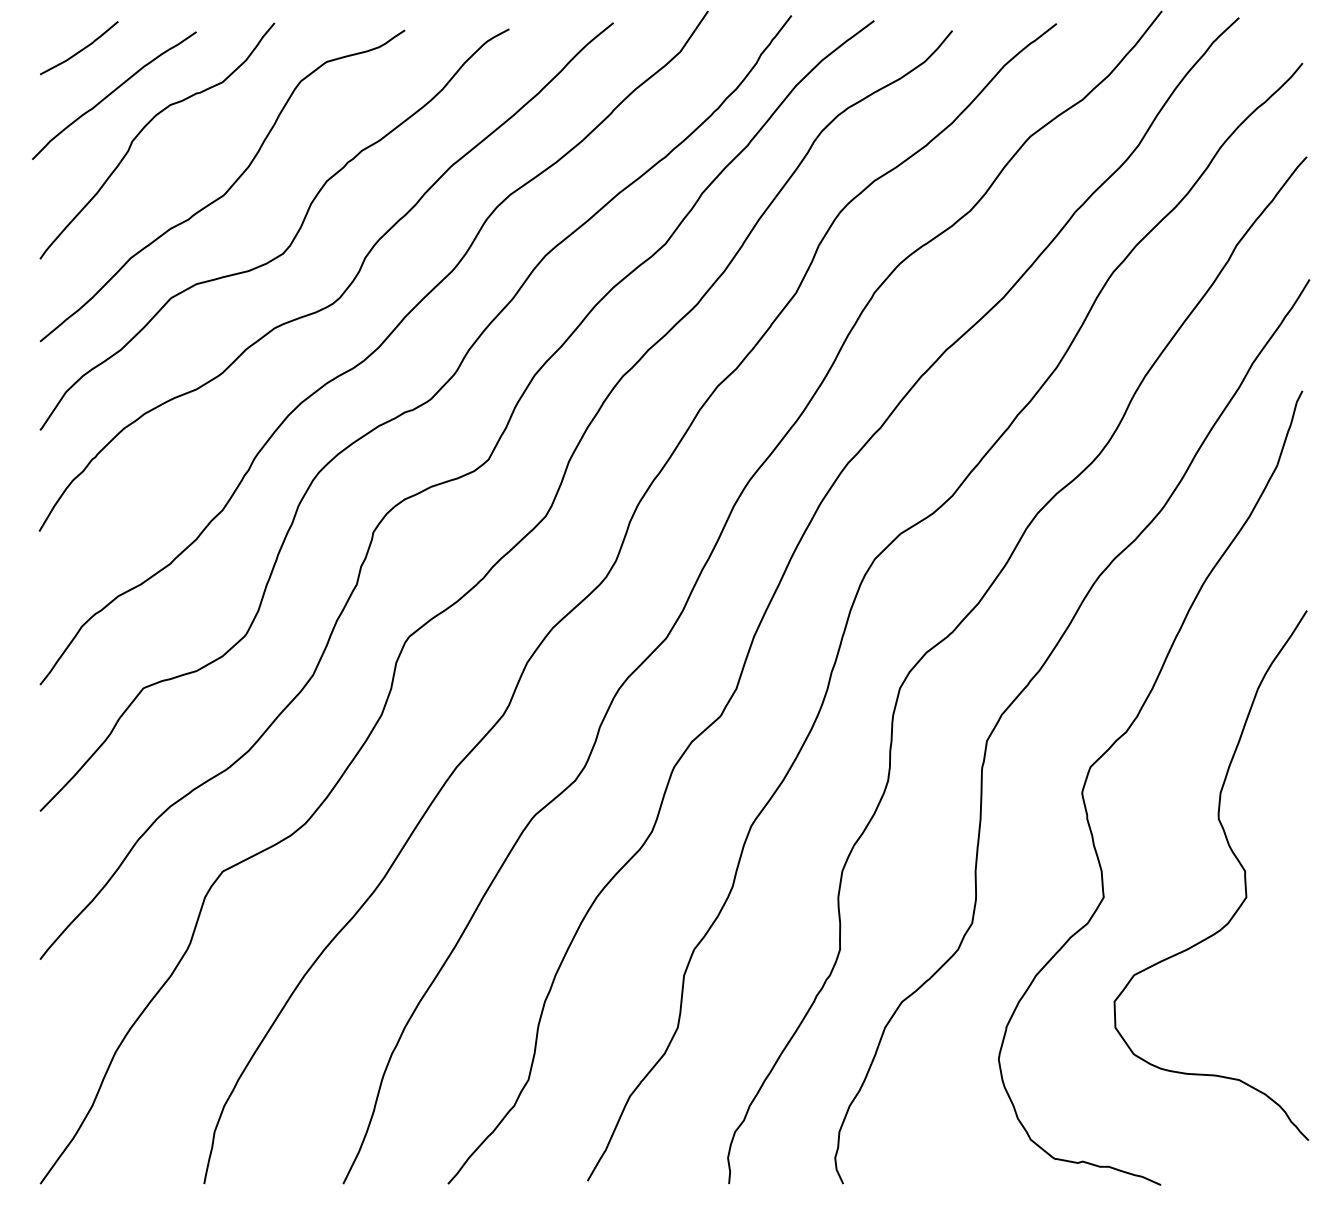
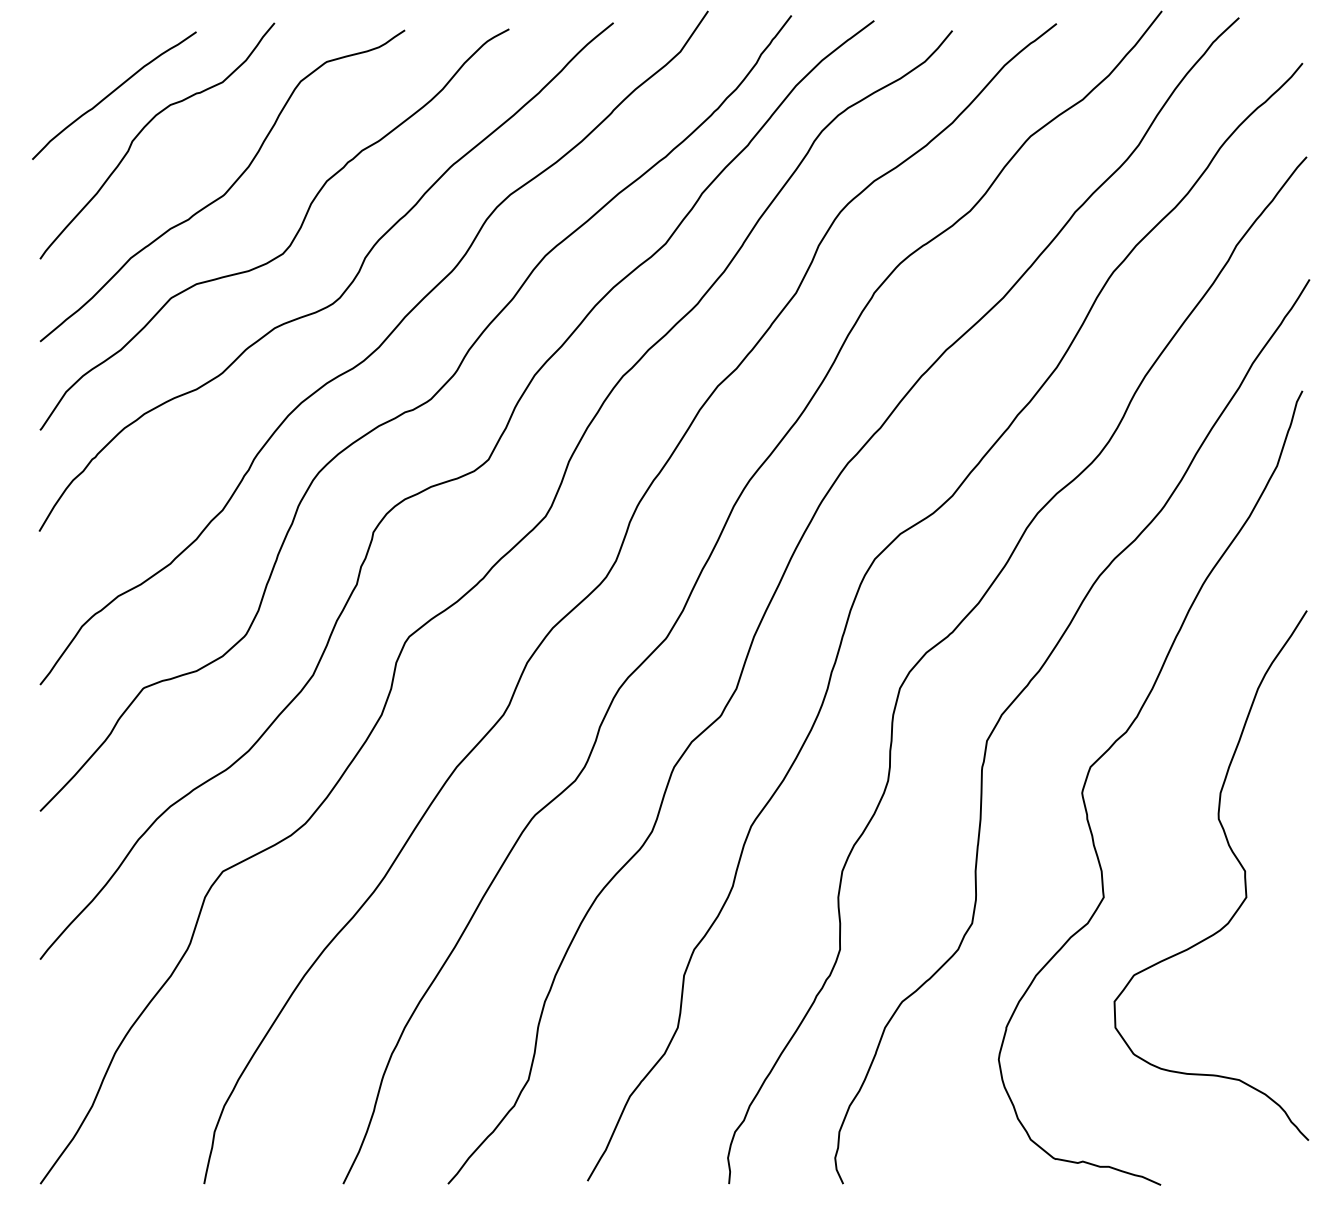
curve: present -> none (79, 50)
